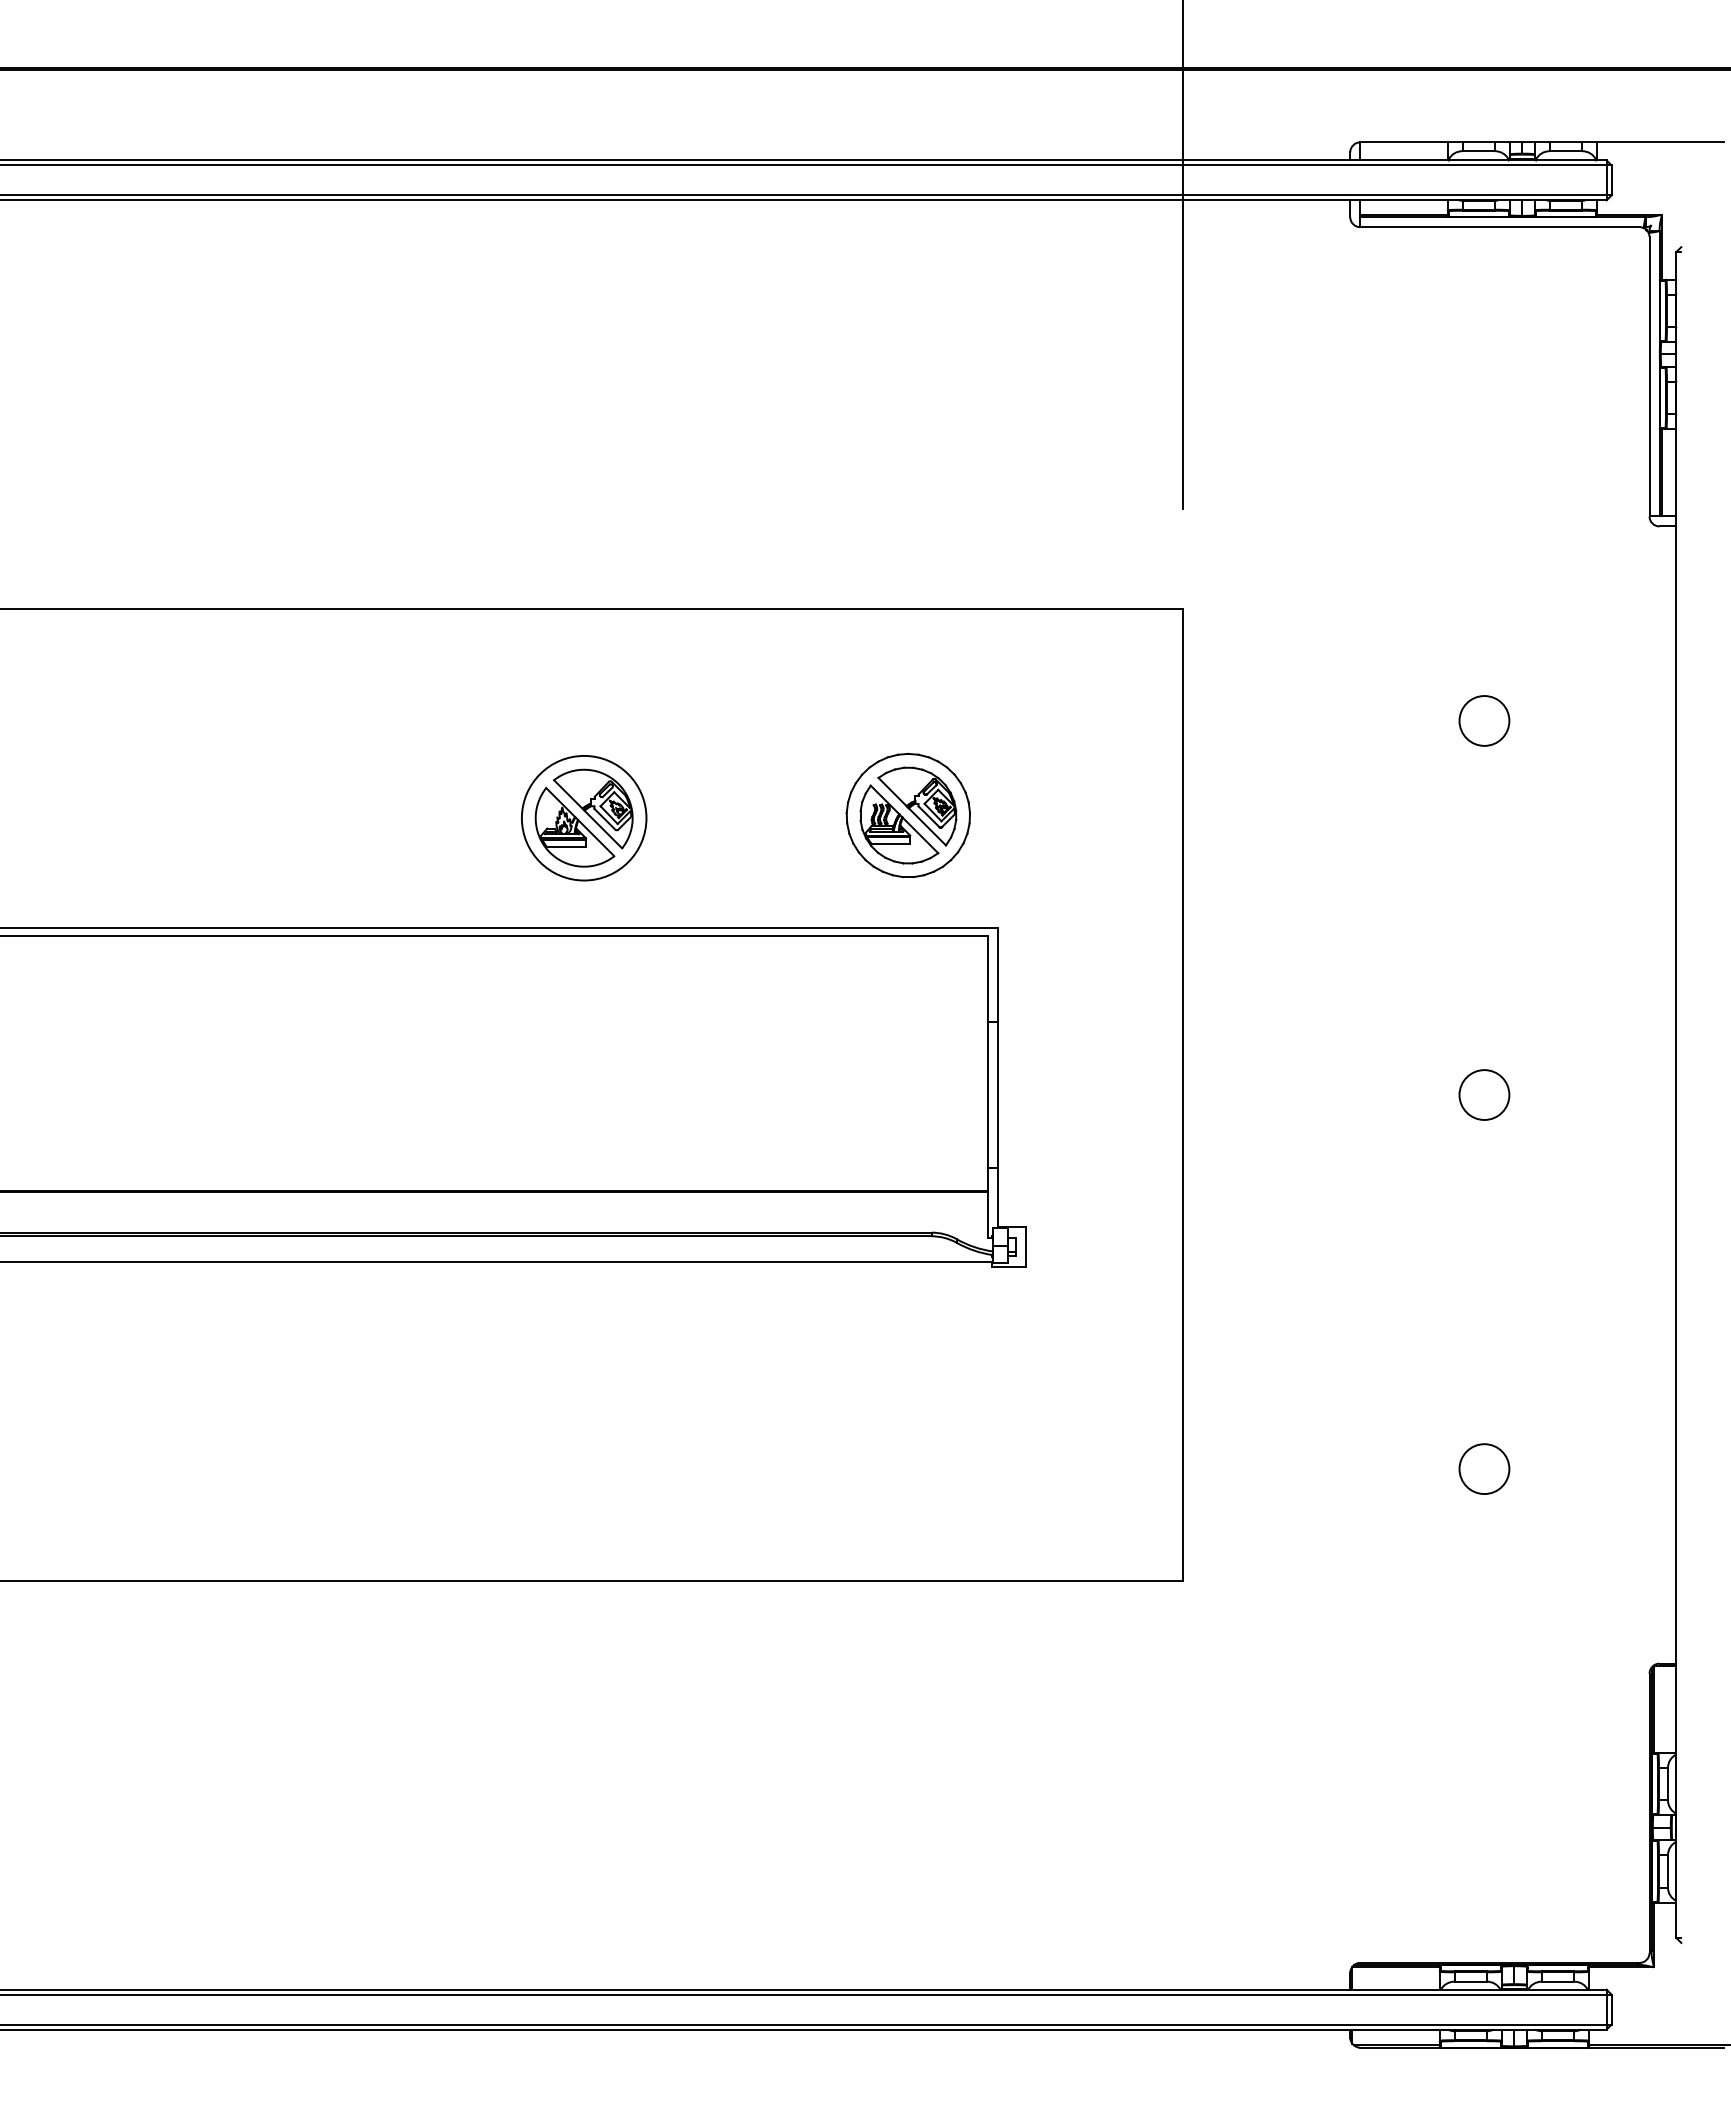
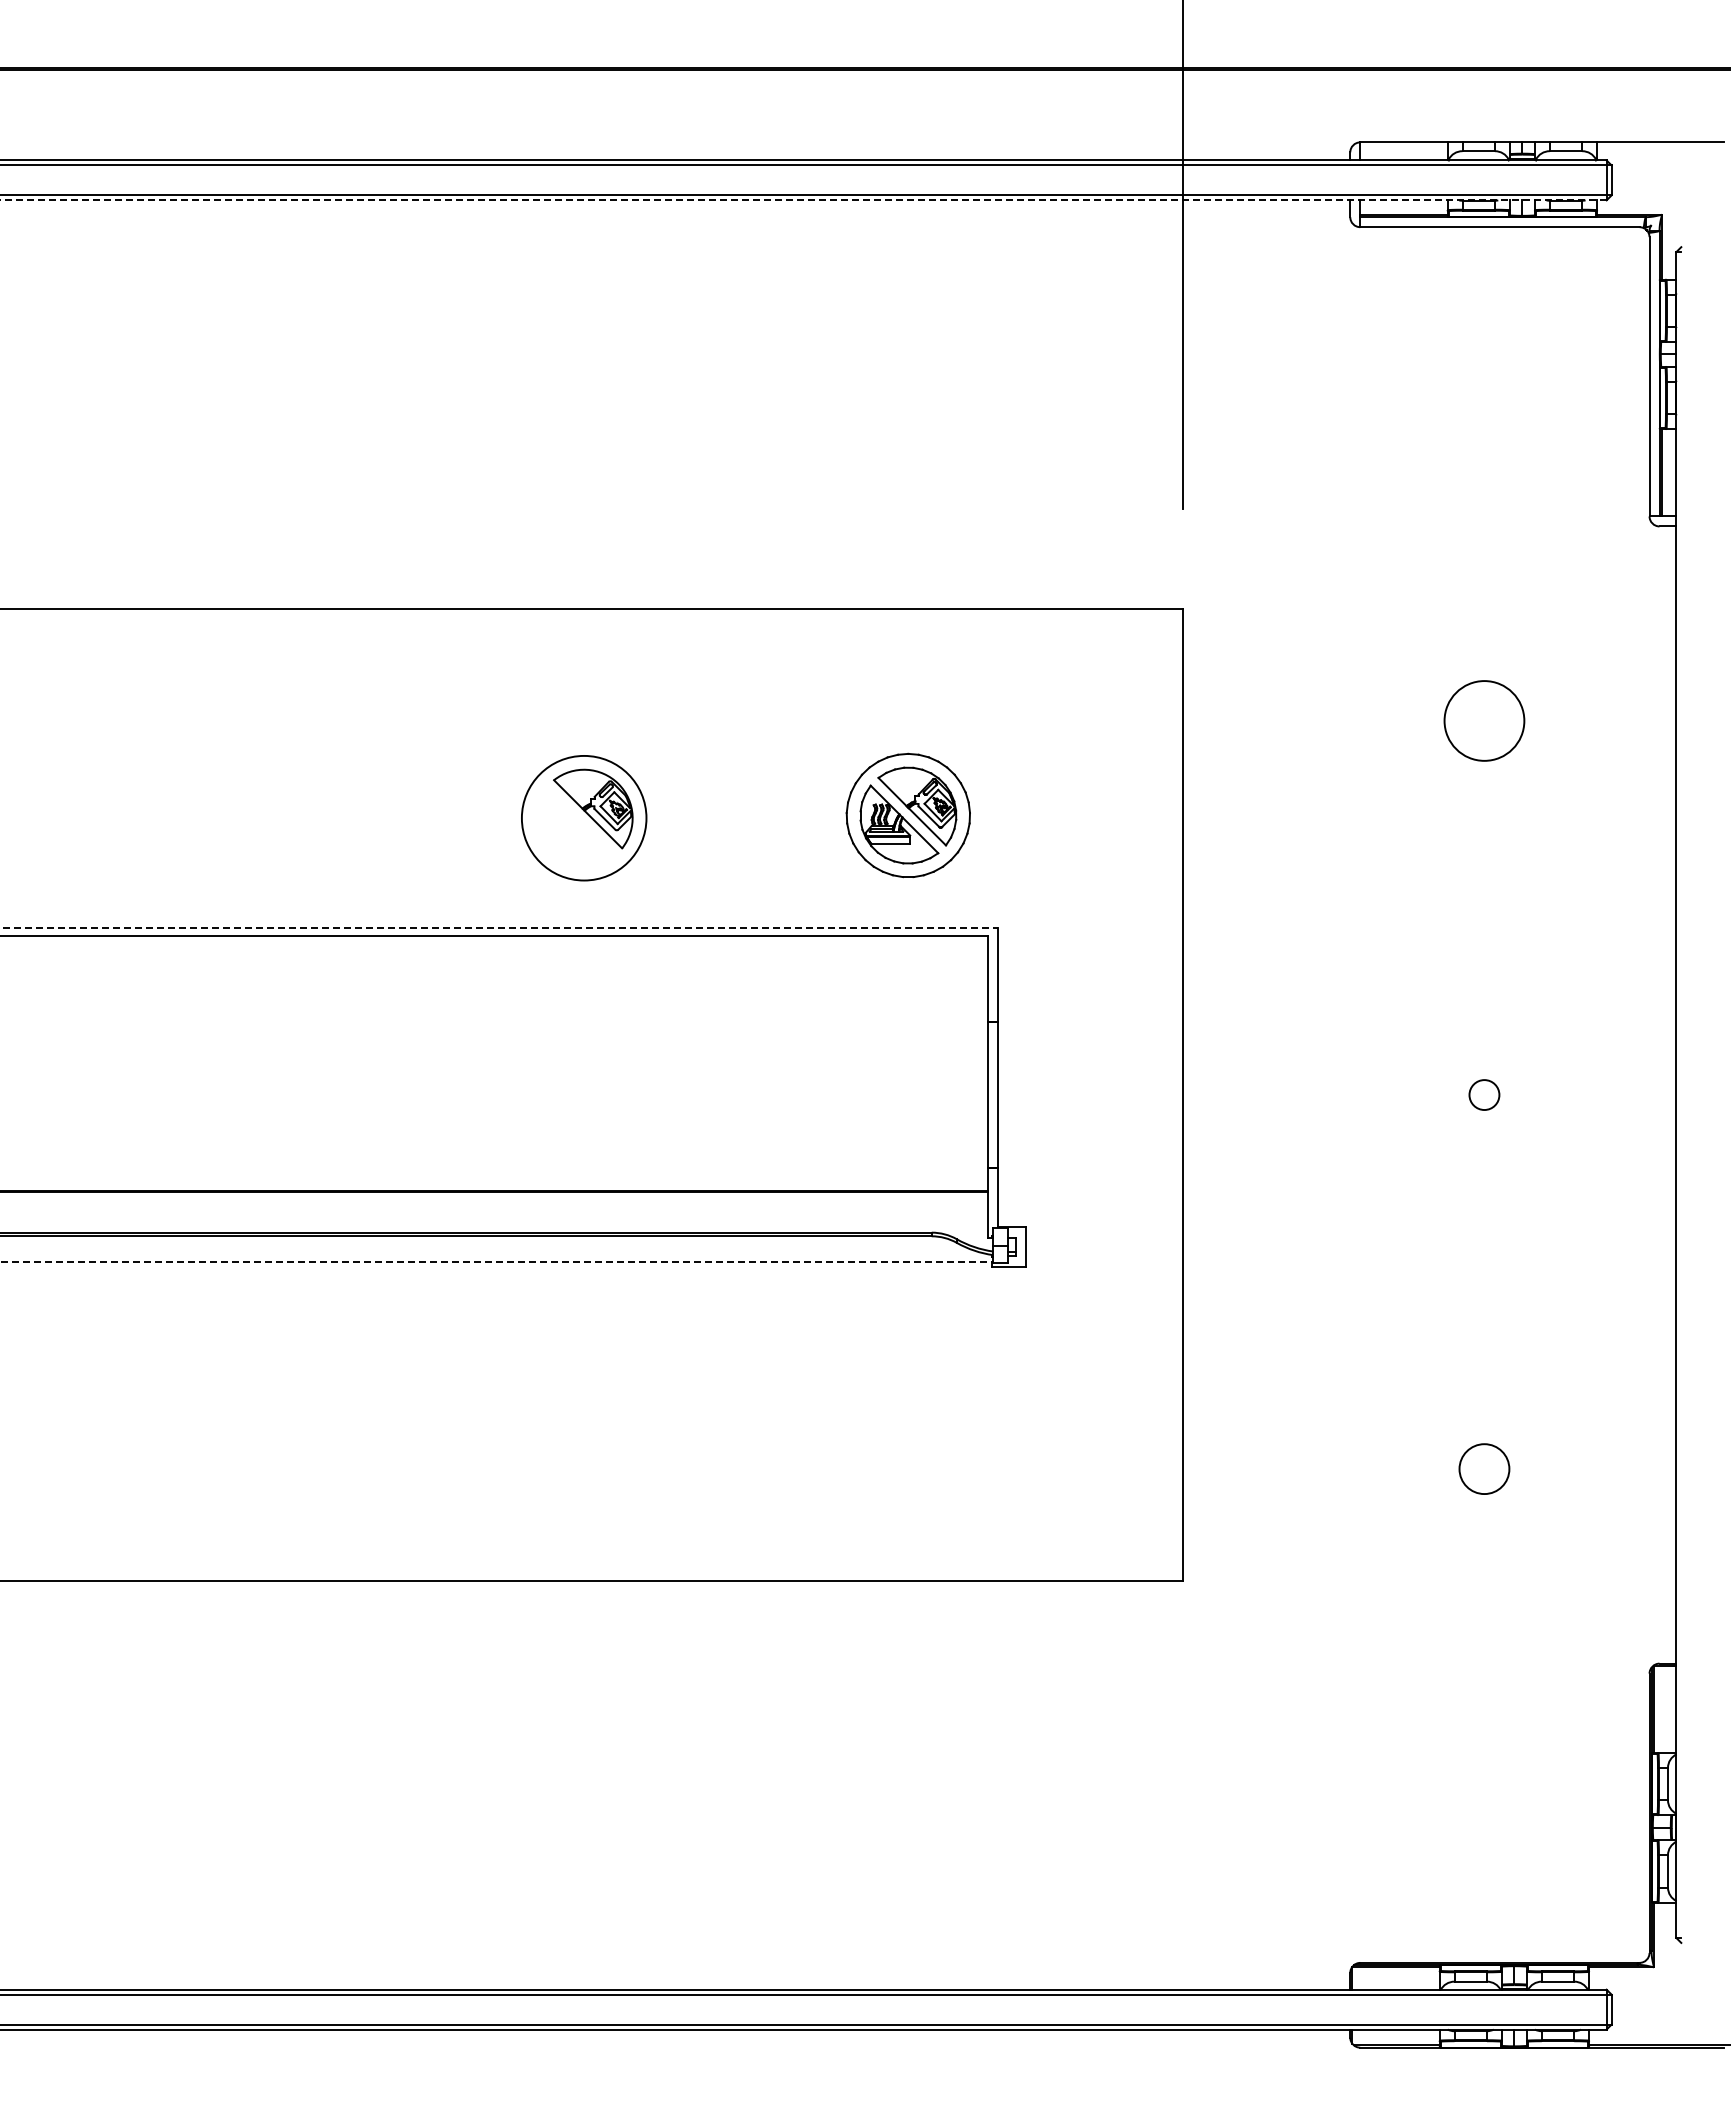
line: solid -> dashed (803, 200)
circle diameter: 50 px -> 80 px (1484, 720)
part: present -> none (574, 827)
line: solid -> dashed (499, 927)
circle diameter: 50 px -> 30 px (1484, 1095)
line: solid -> dashed (496, 1262)
